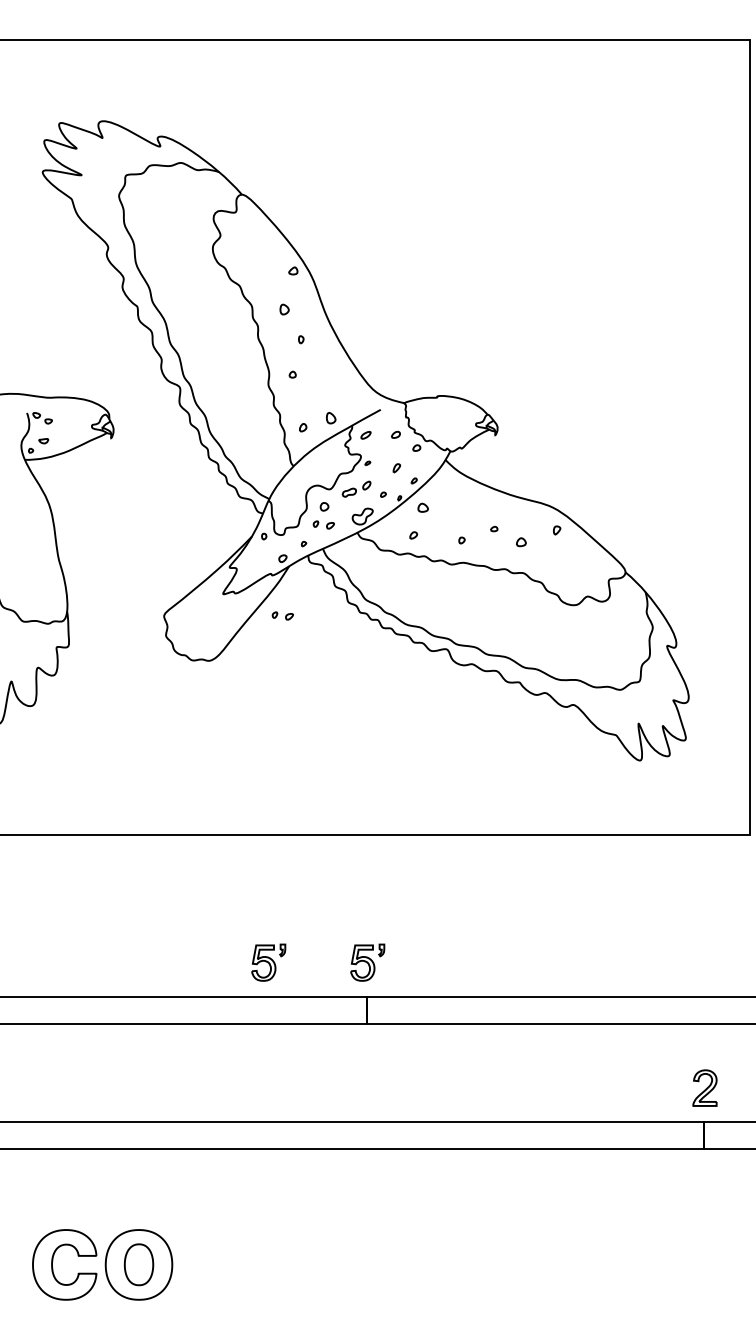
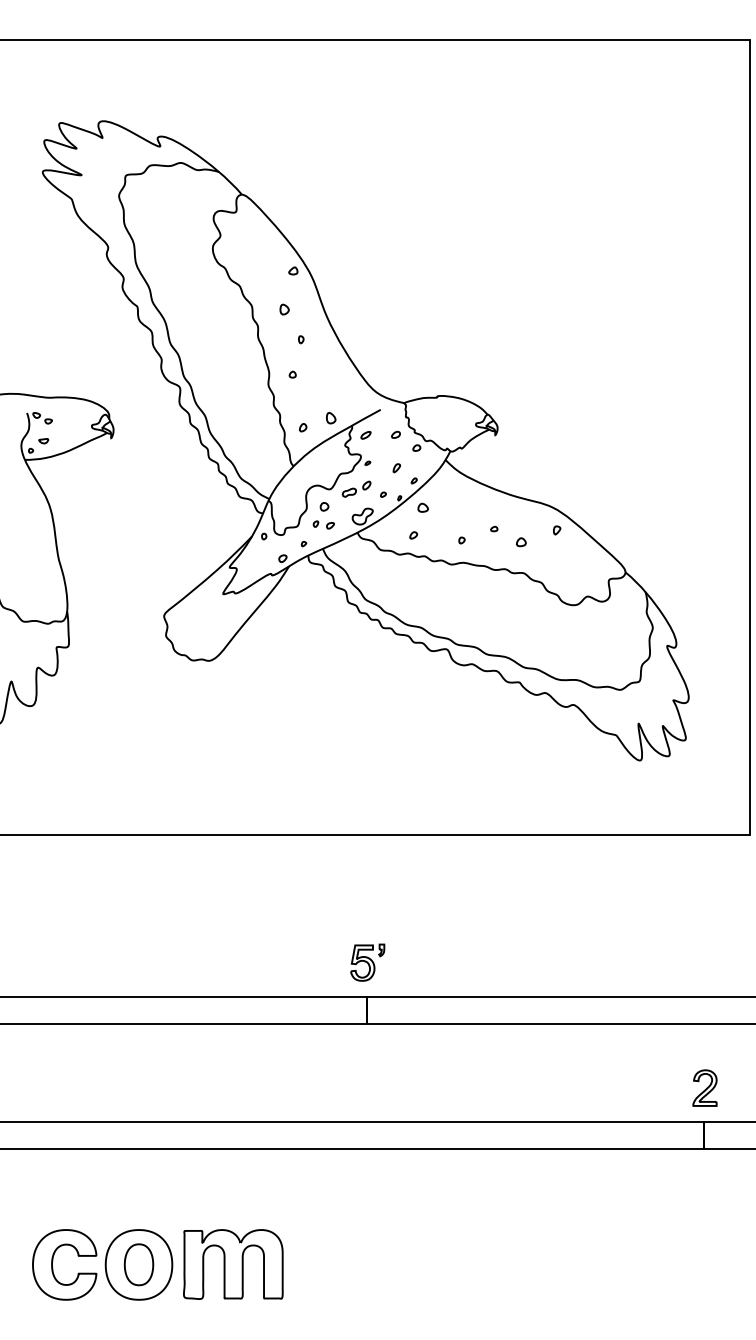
part: present -> none (282, 615)
part: present -> none (268, 962)
part: none -> present (233, 1264)
